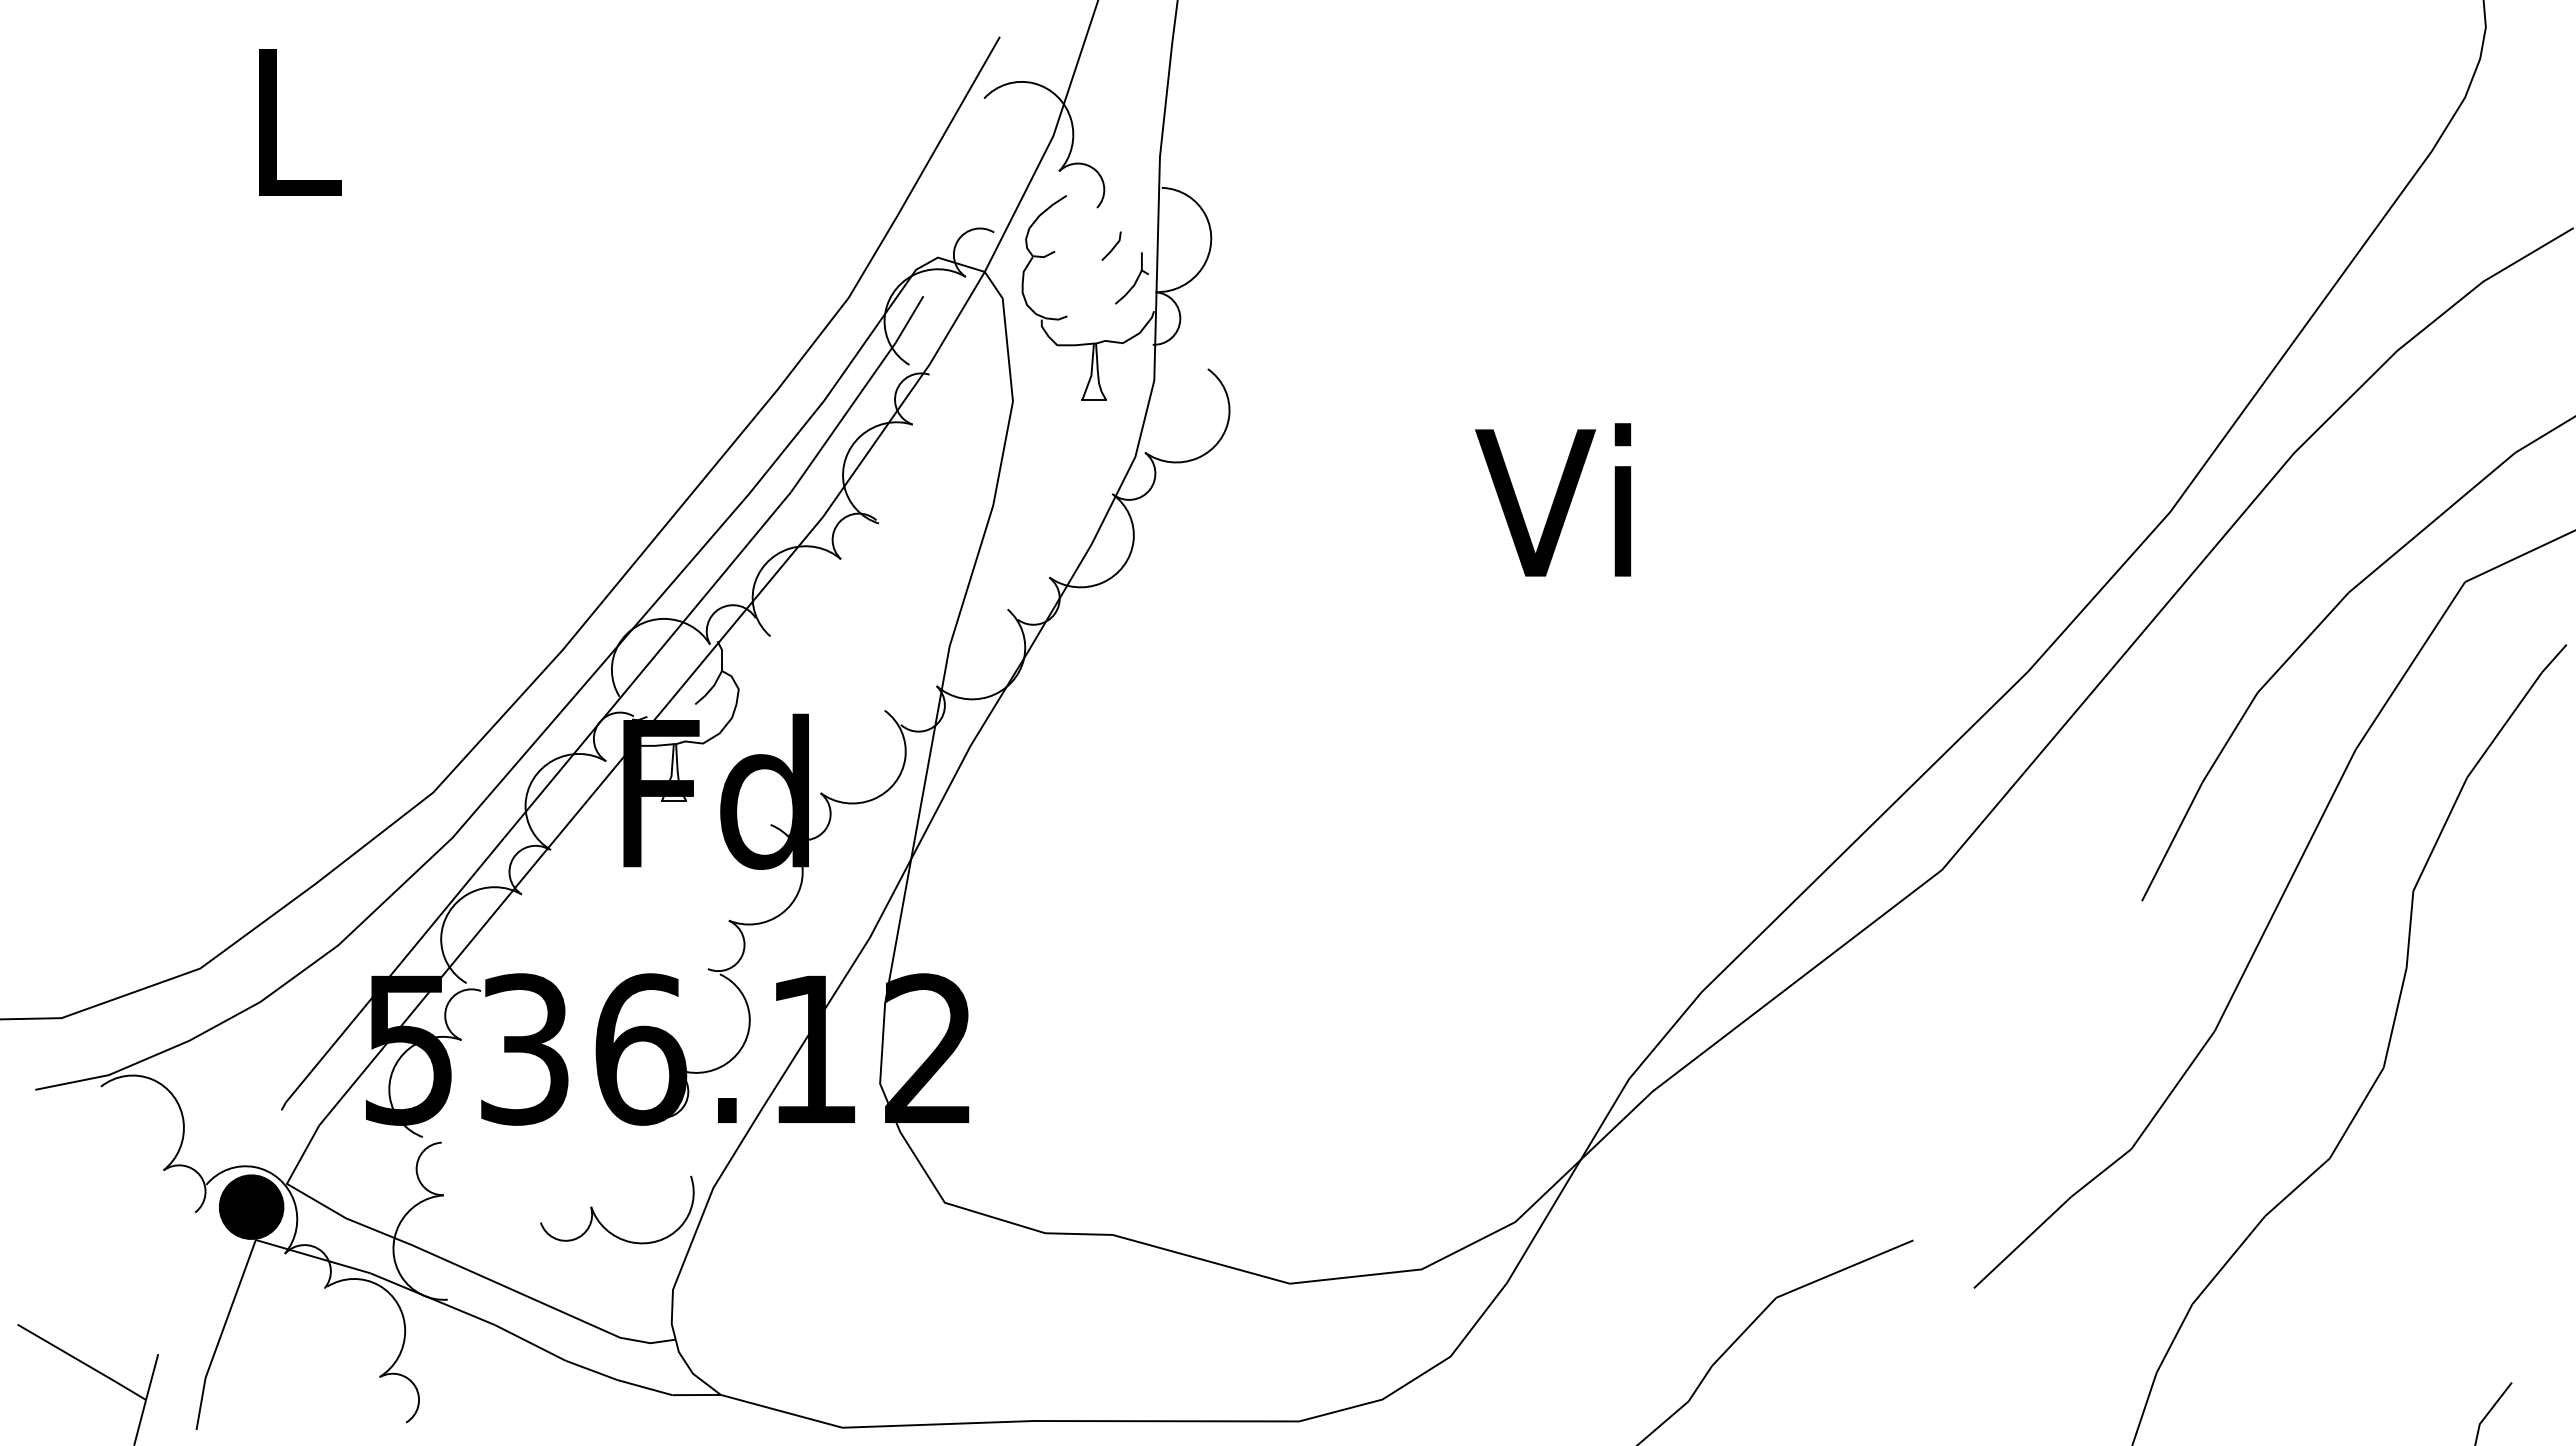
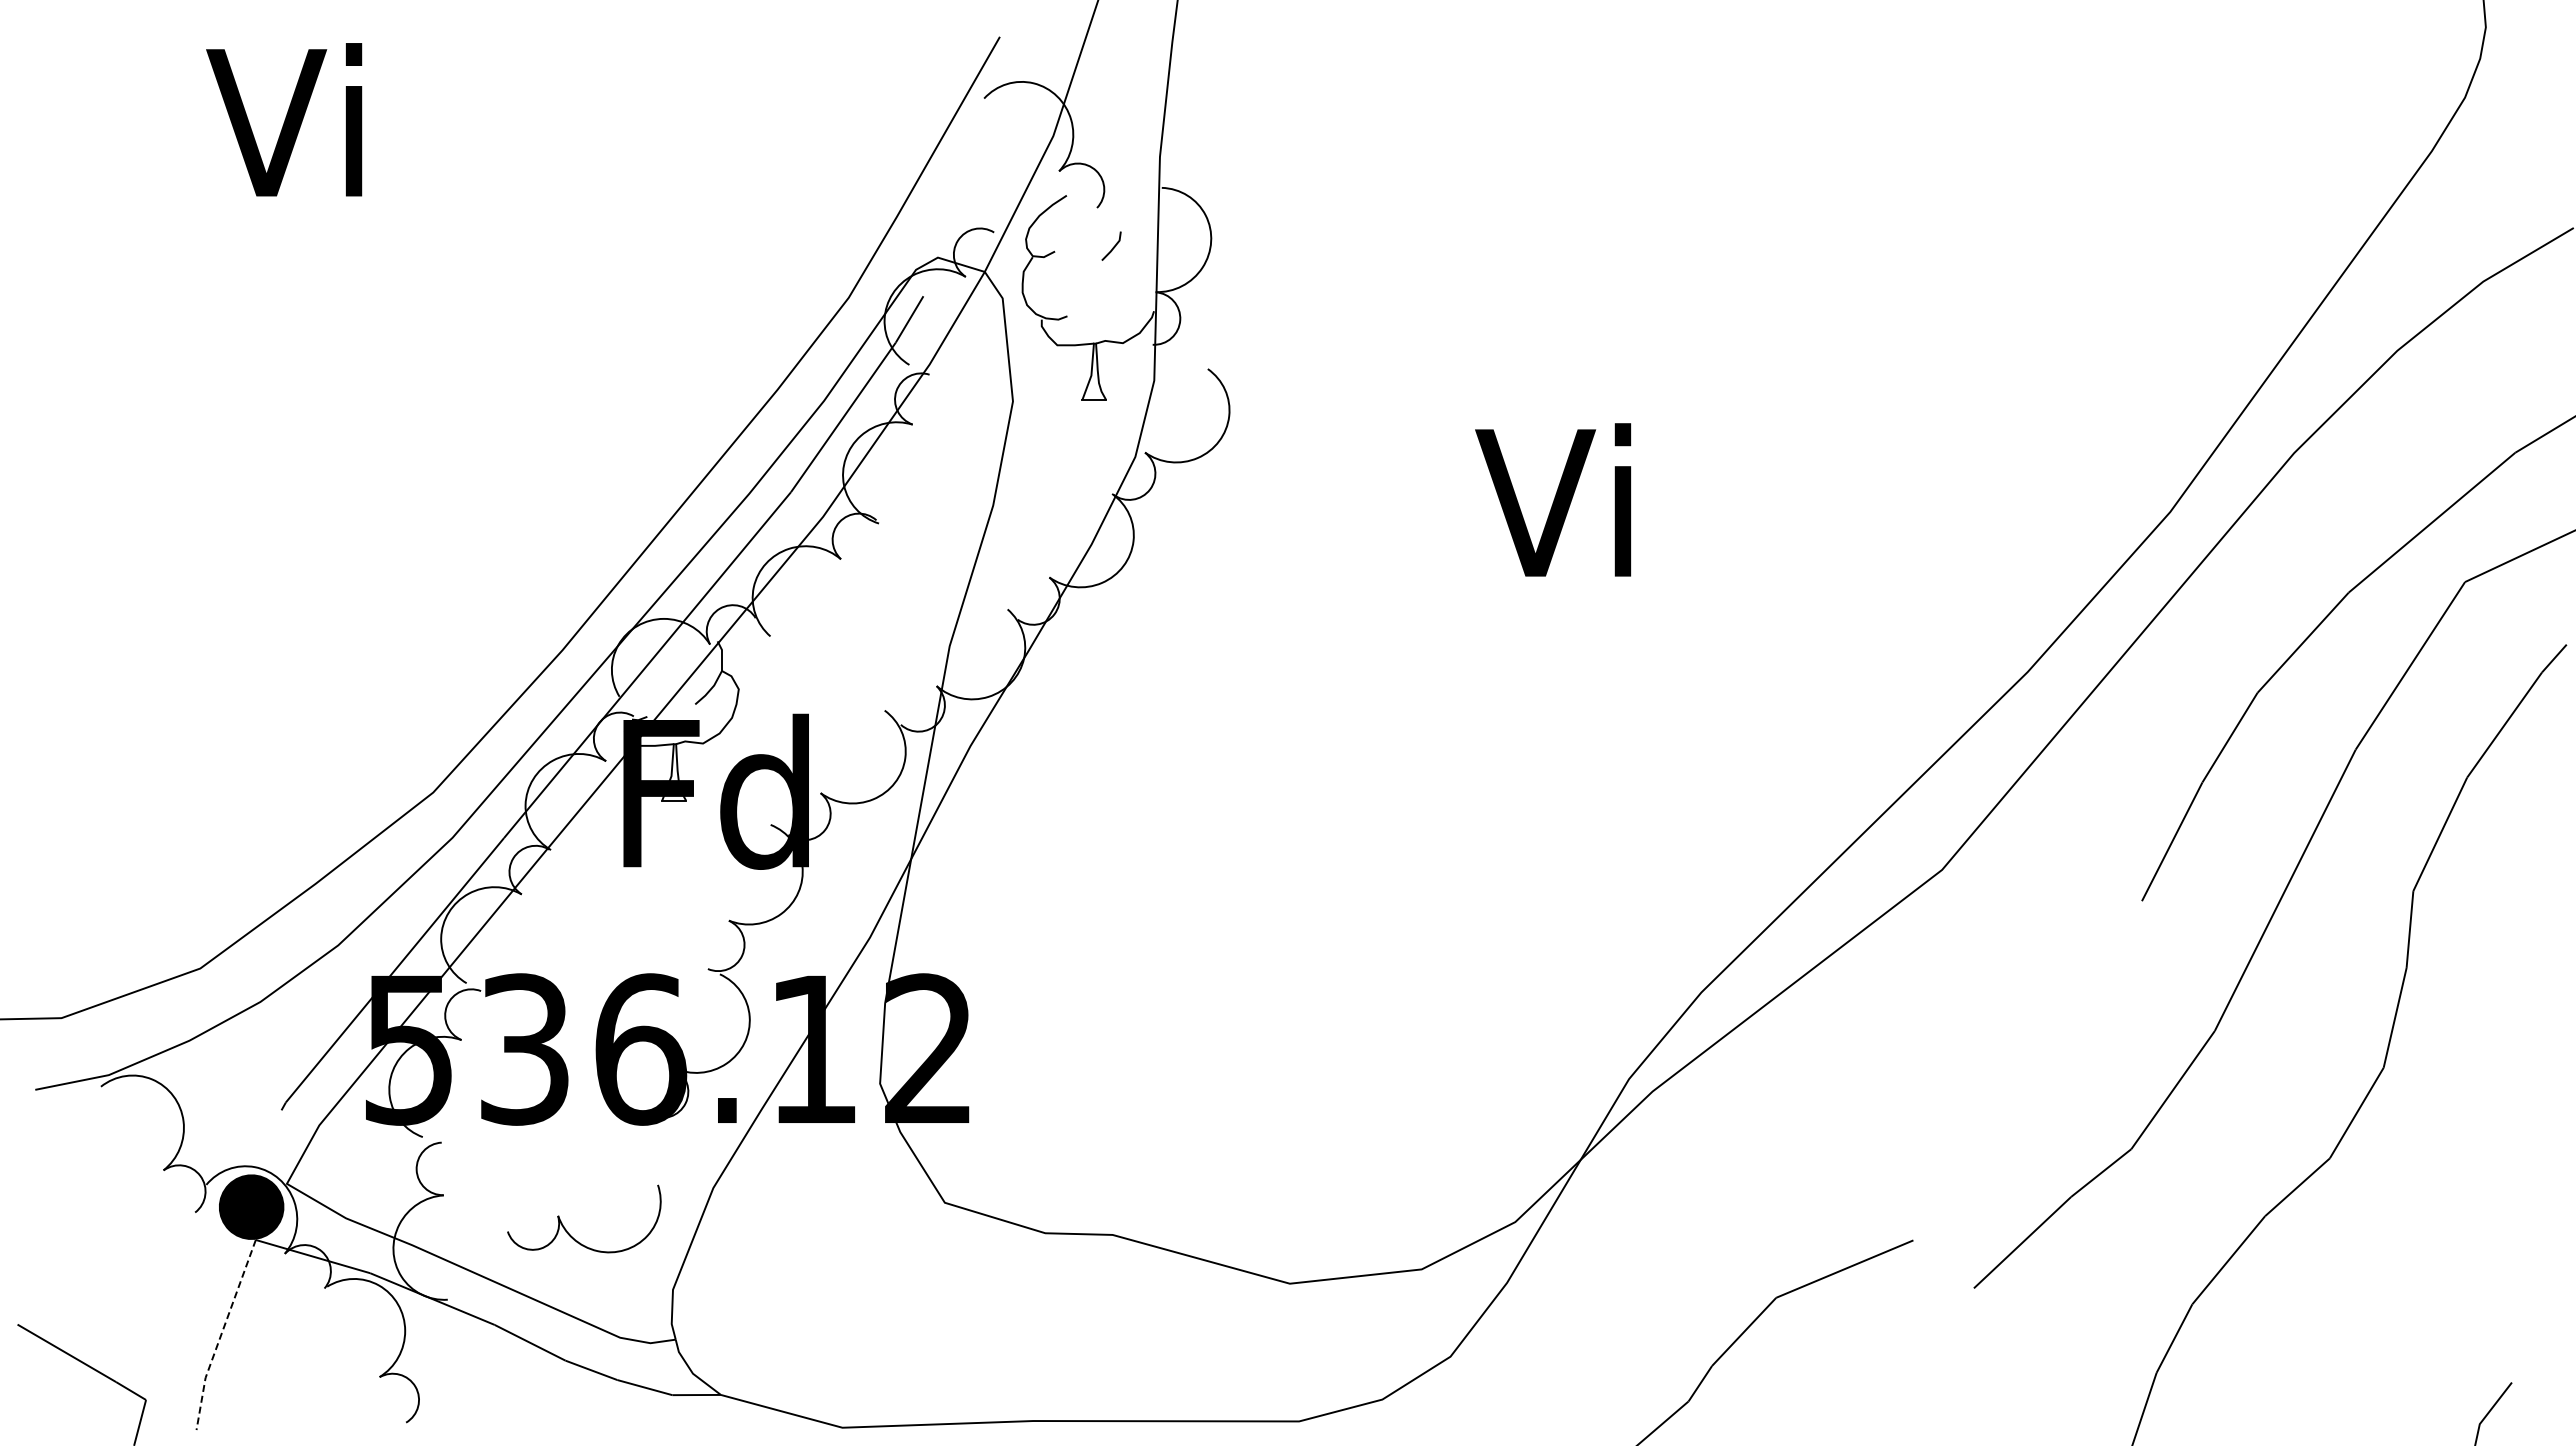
text: L -> Vi (284, 119)
part: present -> none (1131, 278)
part position: (599, 1220) -> (566, 1229) (566, 1229)
line: solid -> dashed (221, 1334)
line: present -> none (152, 1376)
